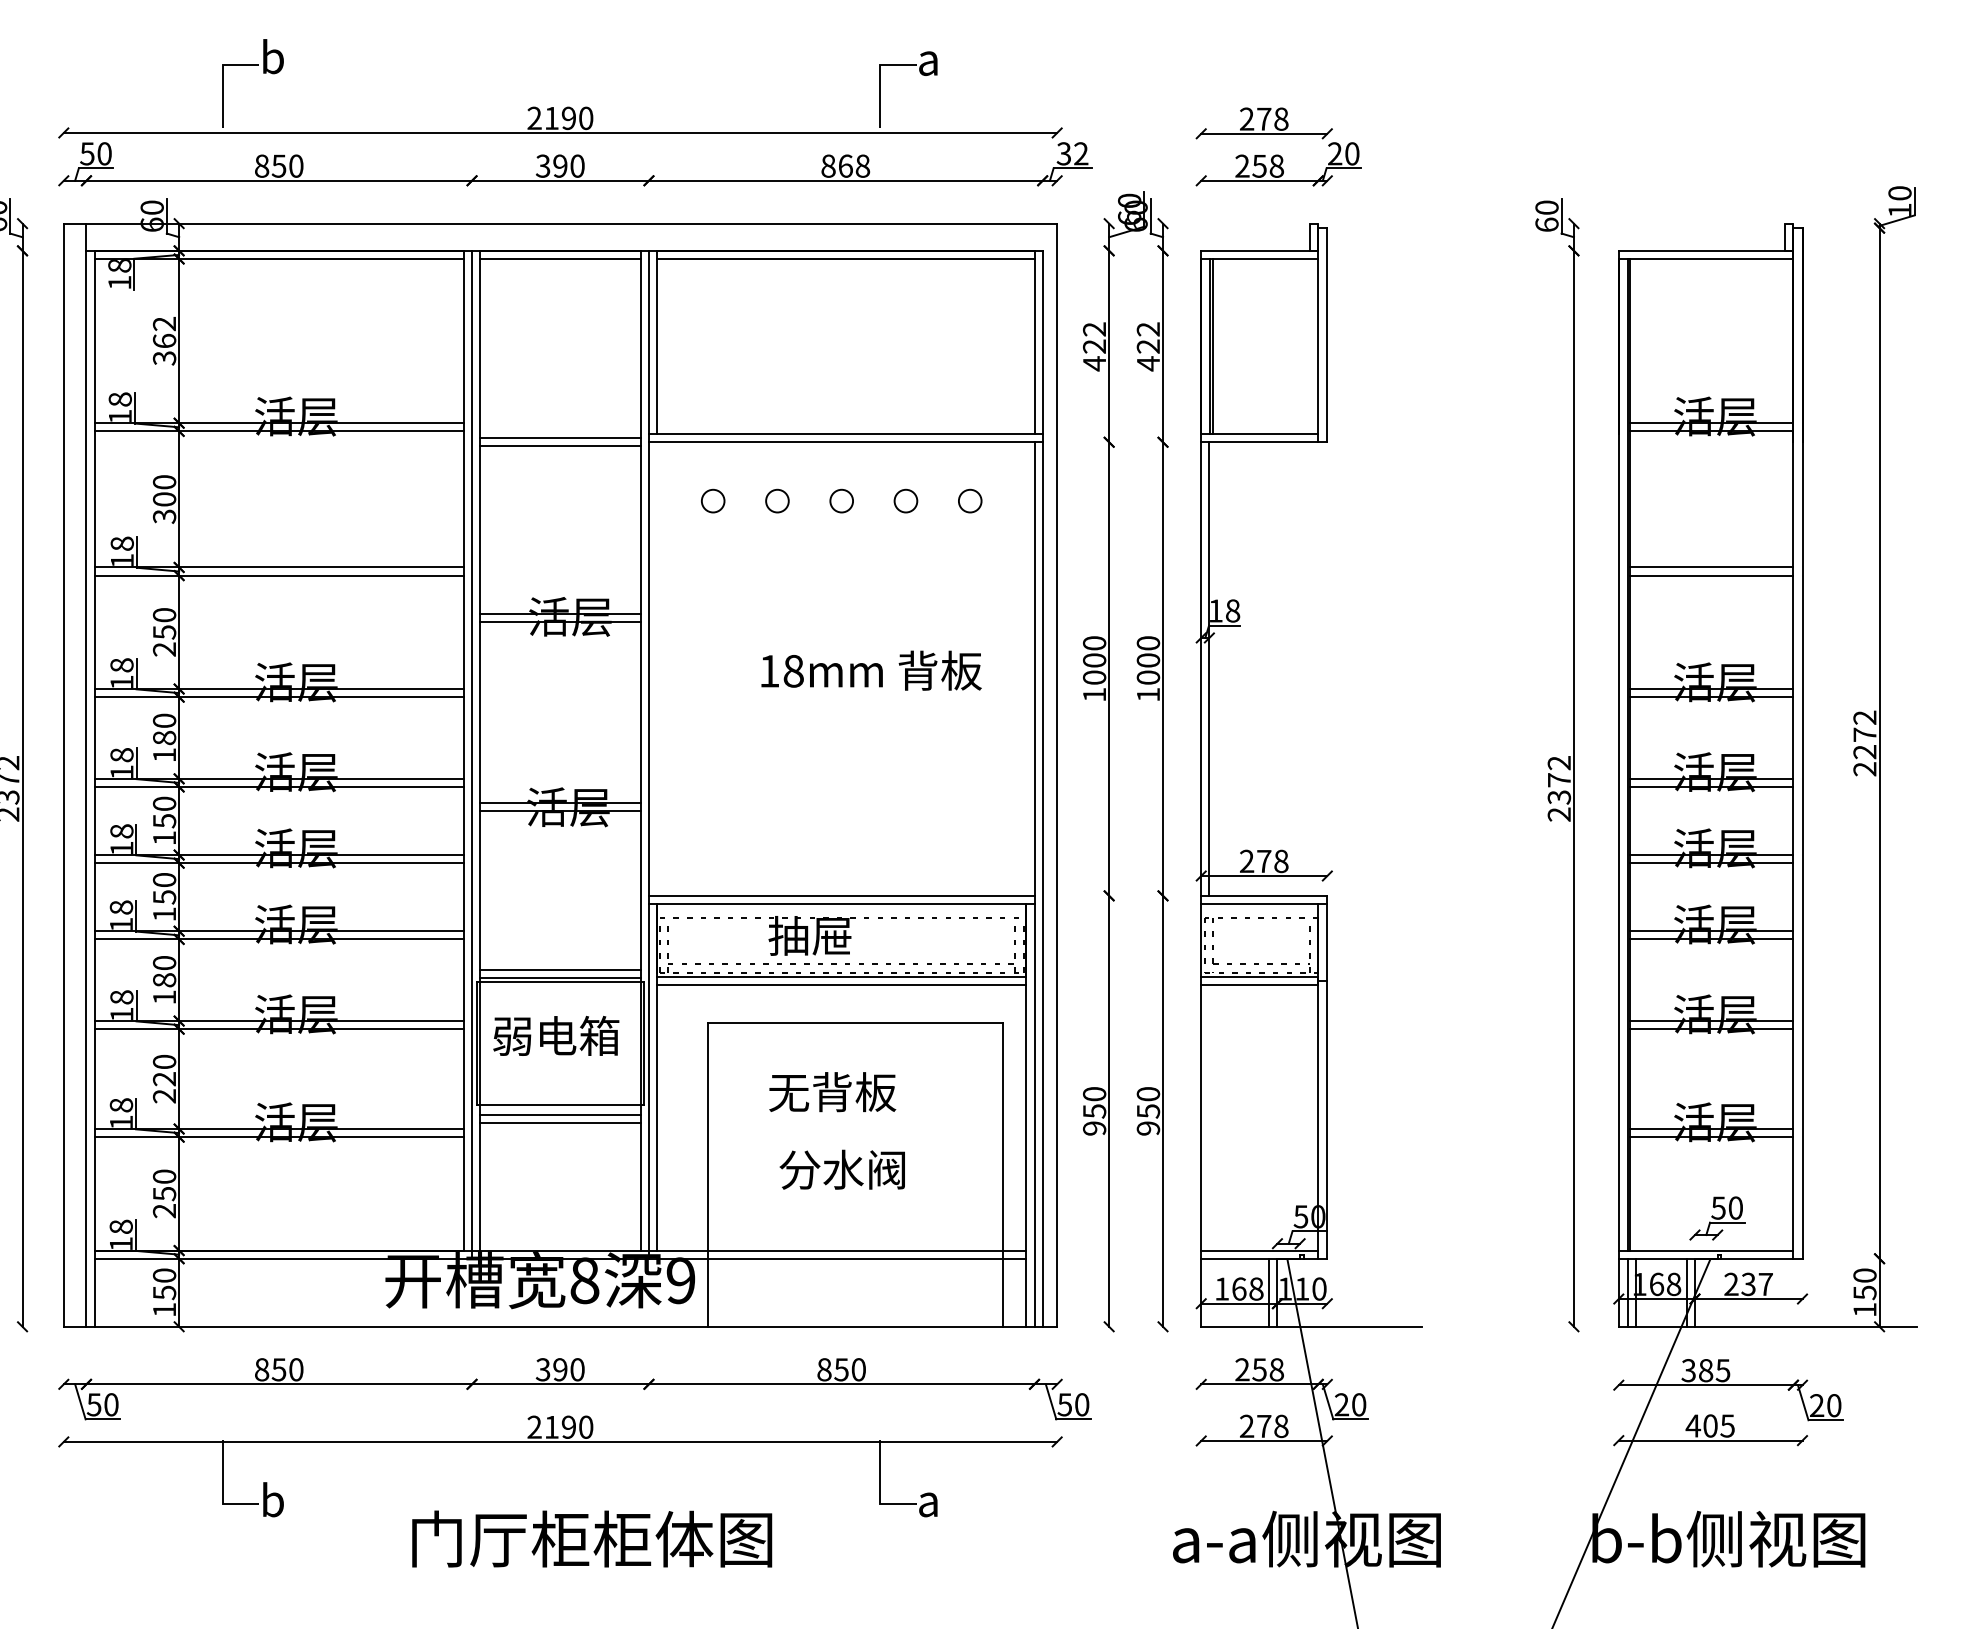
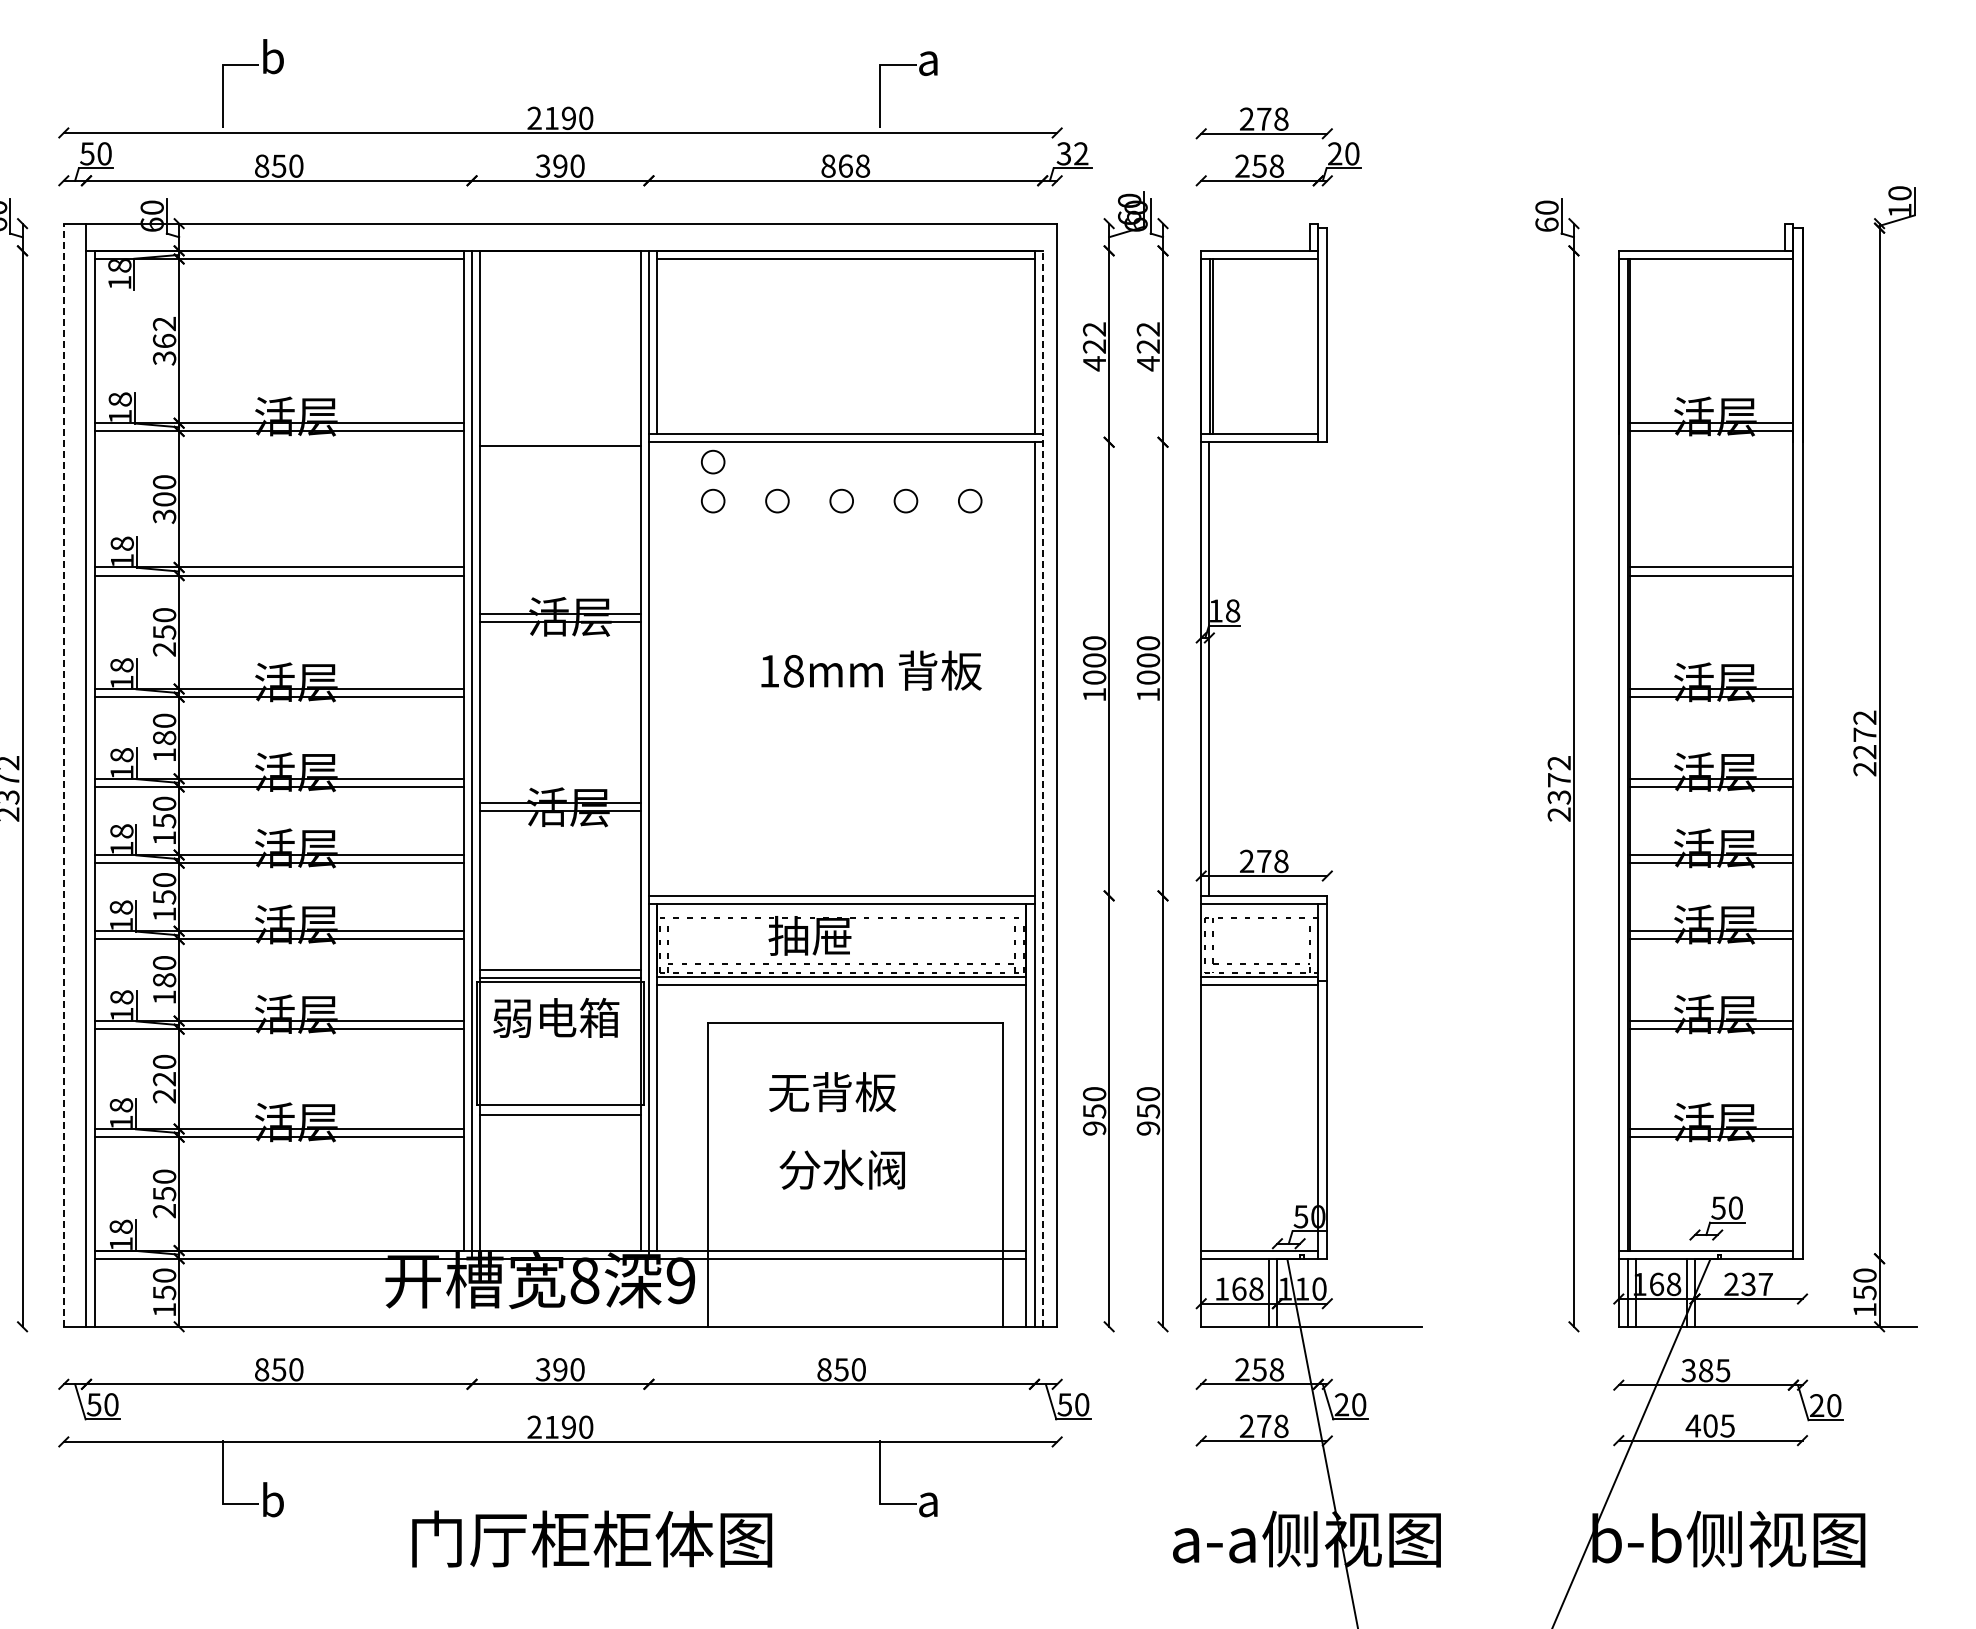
line: present -> none (560, 259)
line: present -> none (560, 437)
circle: none -> present (713, 461)
line: solid -> dashed (63, 775)
line: solid -> dashed (1042, 788)
text position: (556, 1035) -> (556, 1017) (556, 1017)
line: present -> none (560, 1122)
